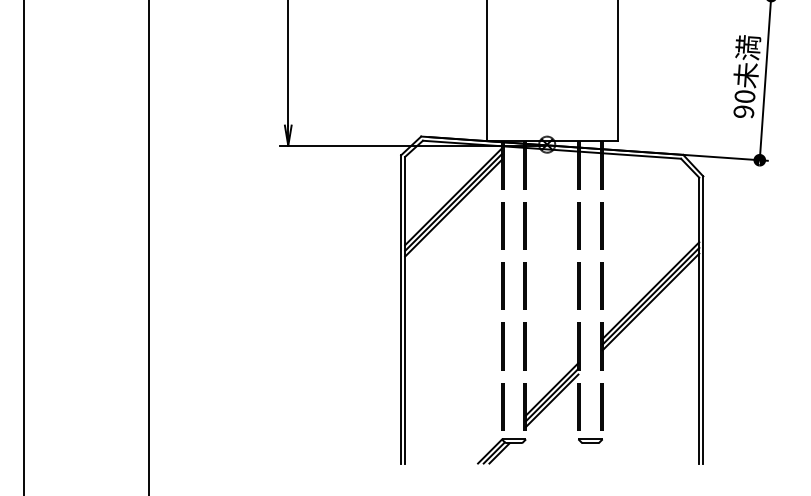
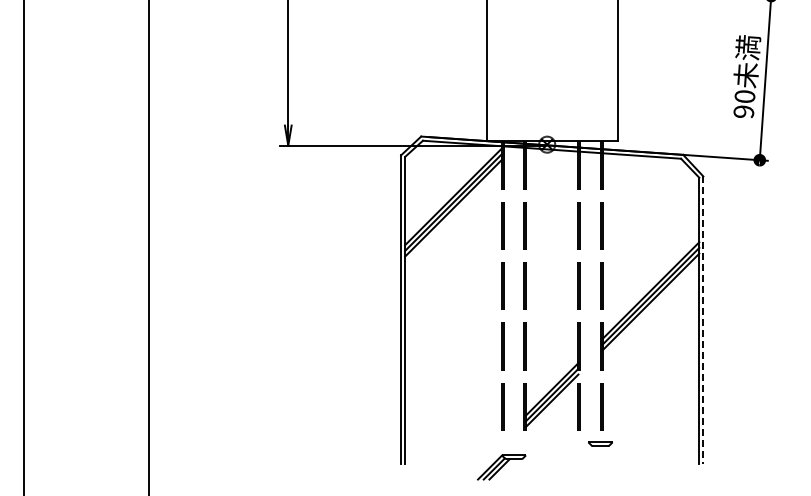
line: solid -> dashed (703, 319)
part position: (590, 440) -> (600, 443) (600, 443)
part position: (501, 451) -> (501, 467) (501, 467)
